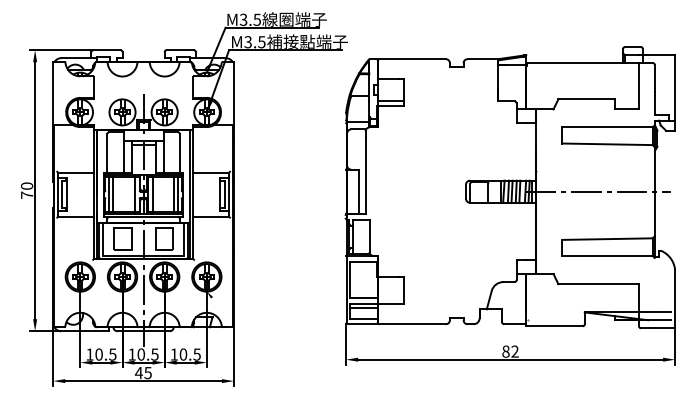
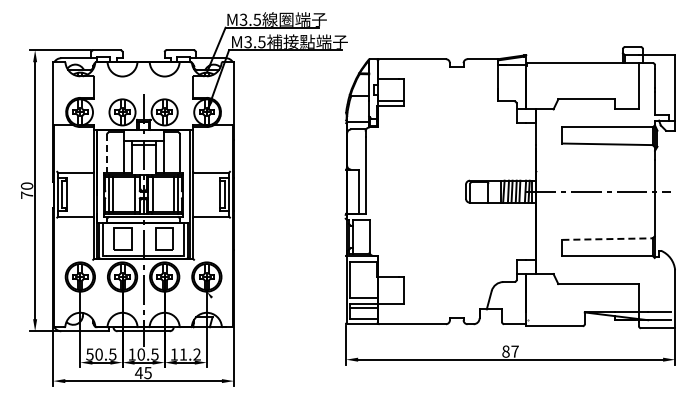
line: solid -> dashed (107, 154)
line: solid -> dashed (608, 239)
text: 82 -> 87 (514, 351)
text: 10.5 -> 50.5 (89, 354)
text: 10.5 -> 11.2 (189, 354)
